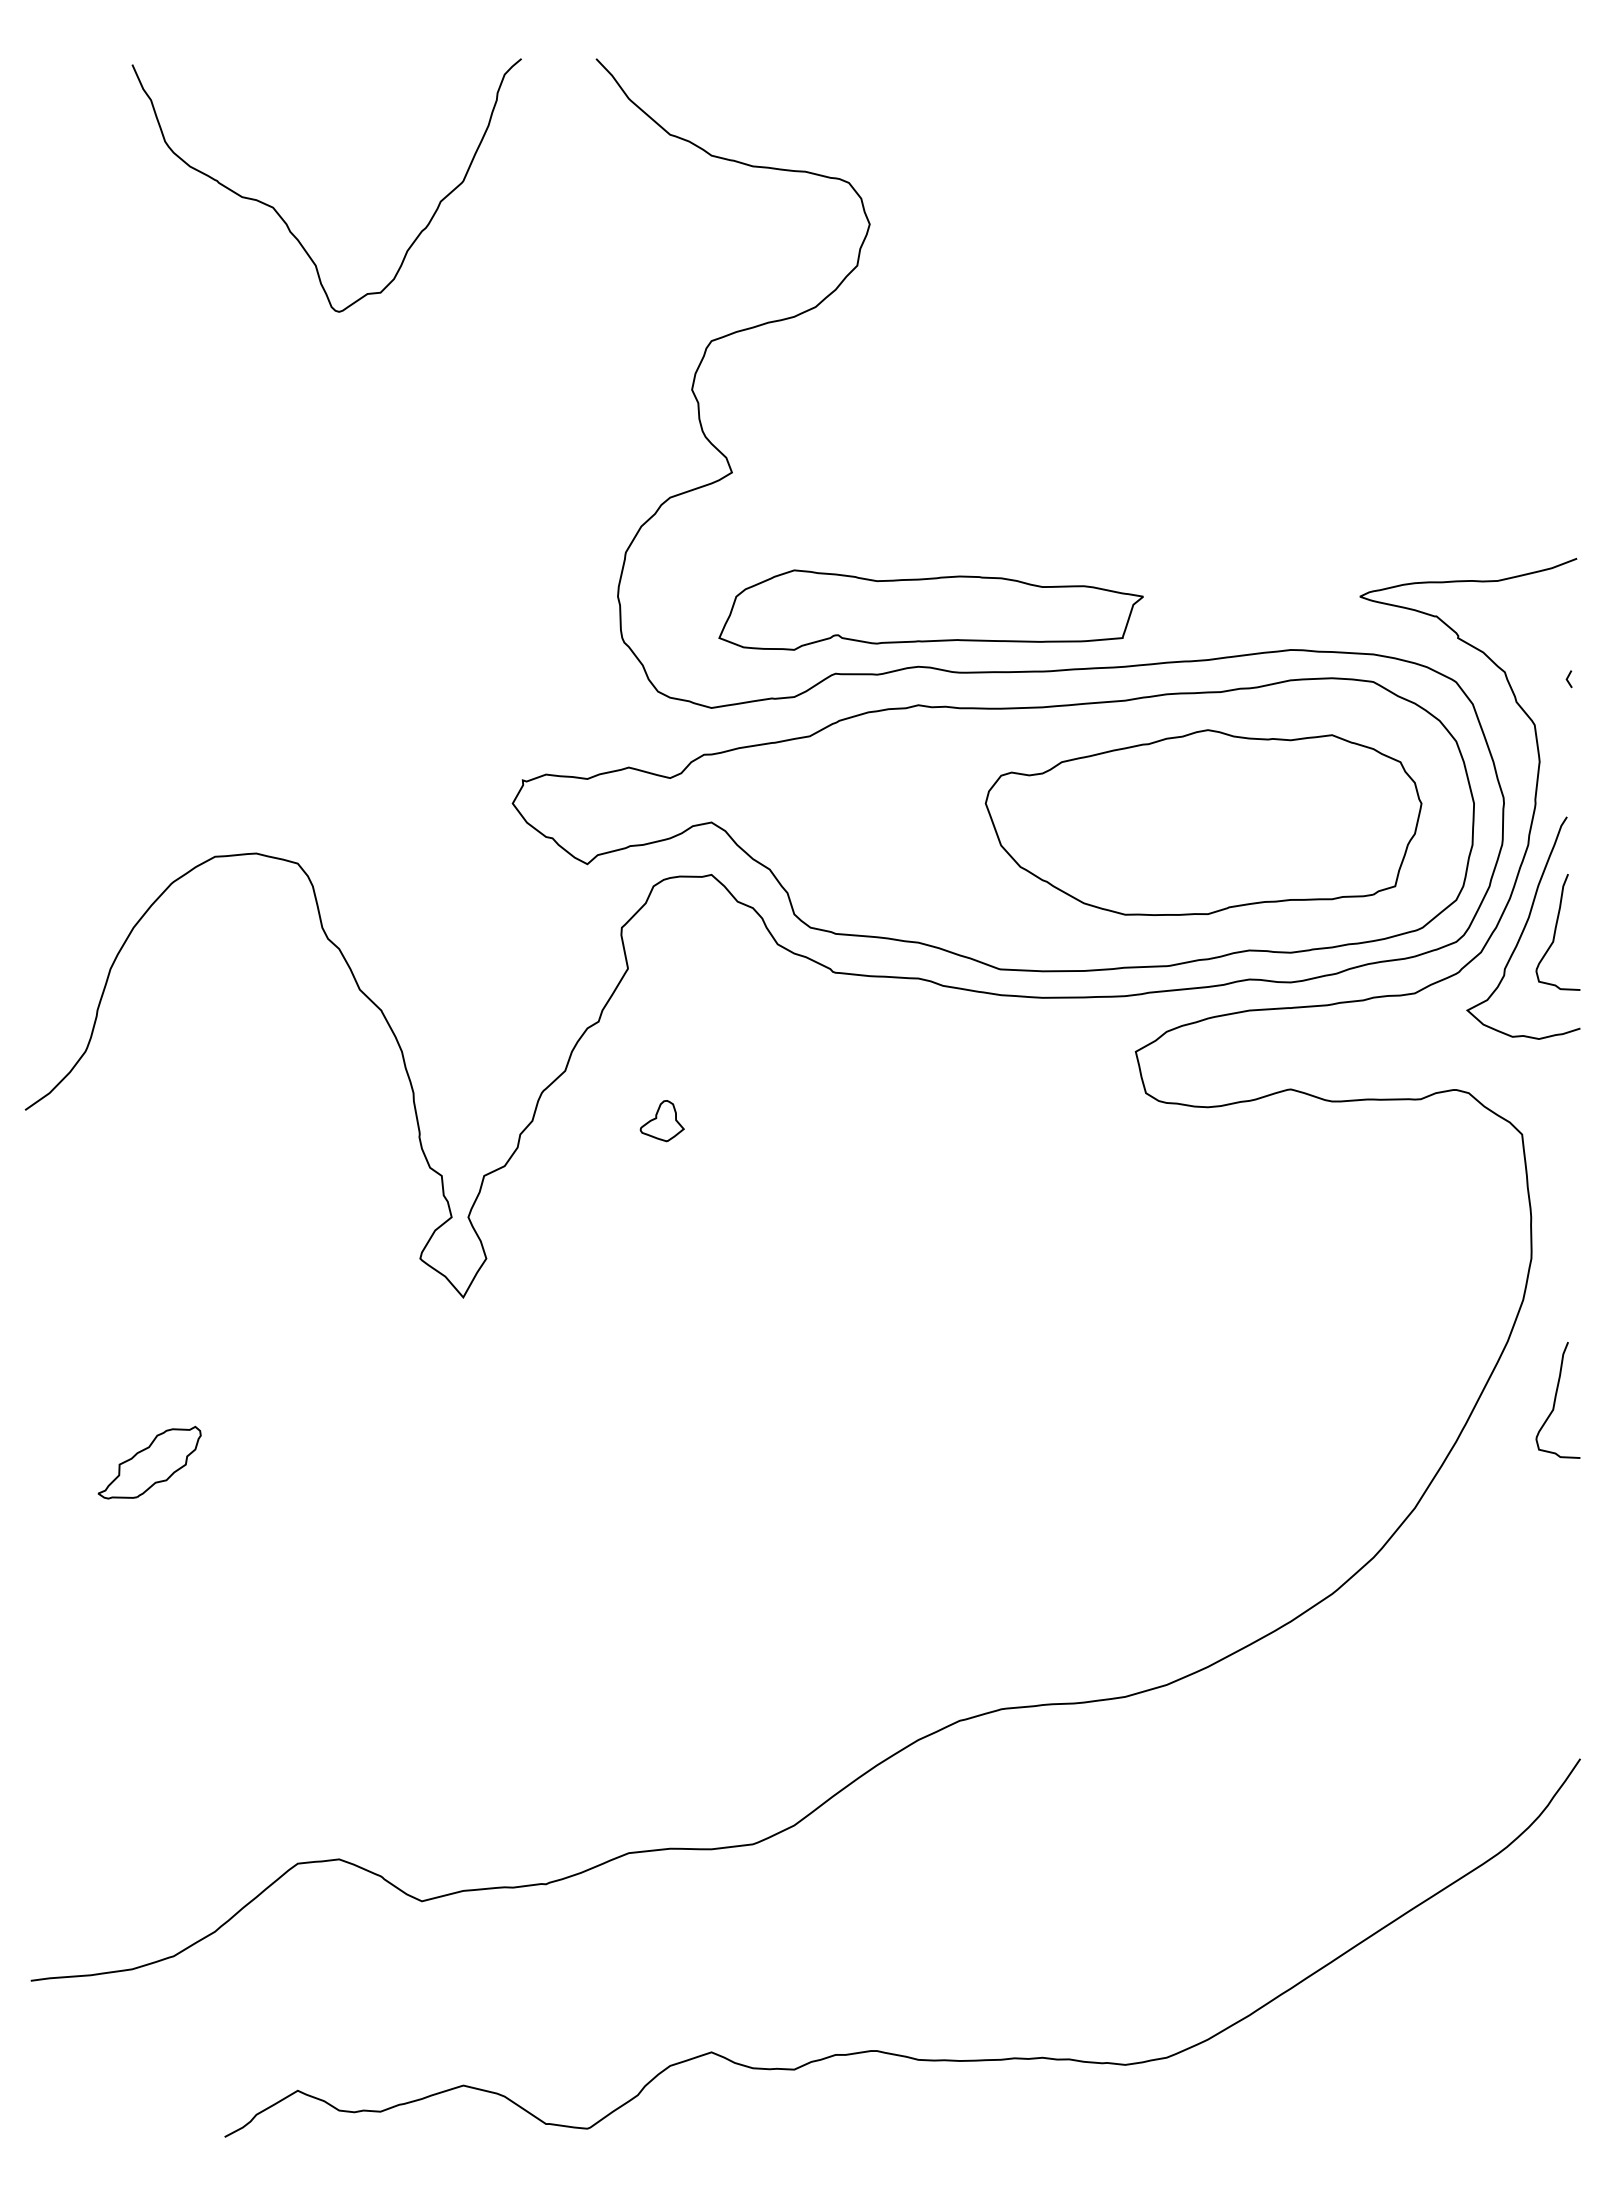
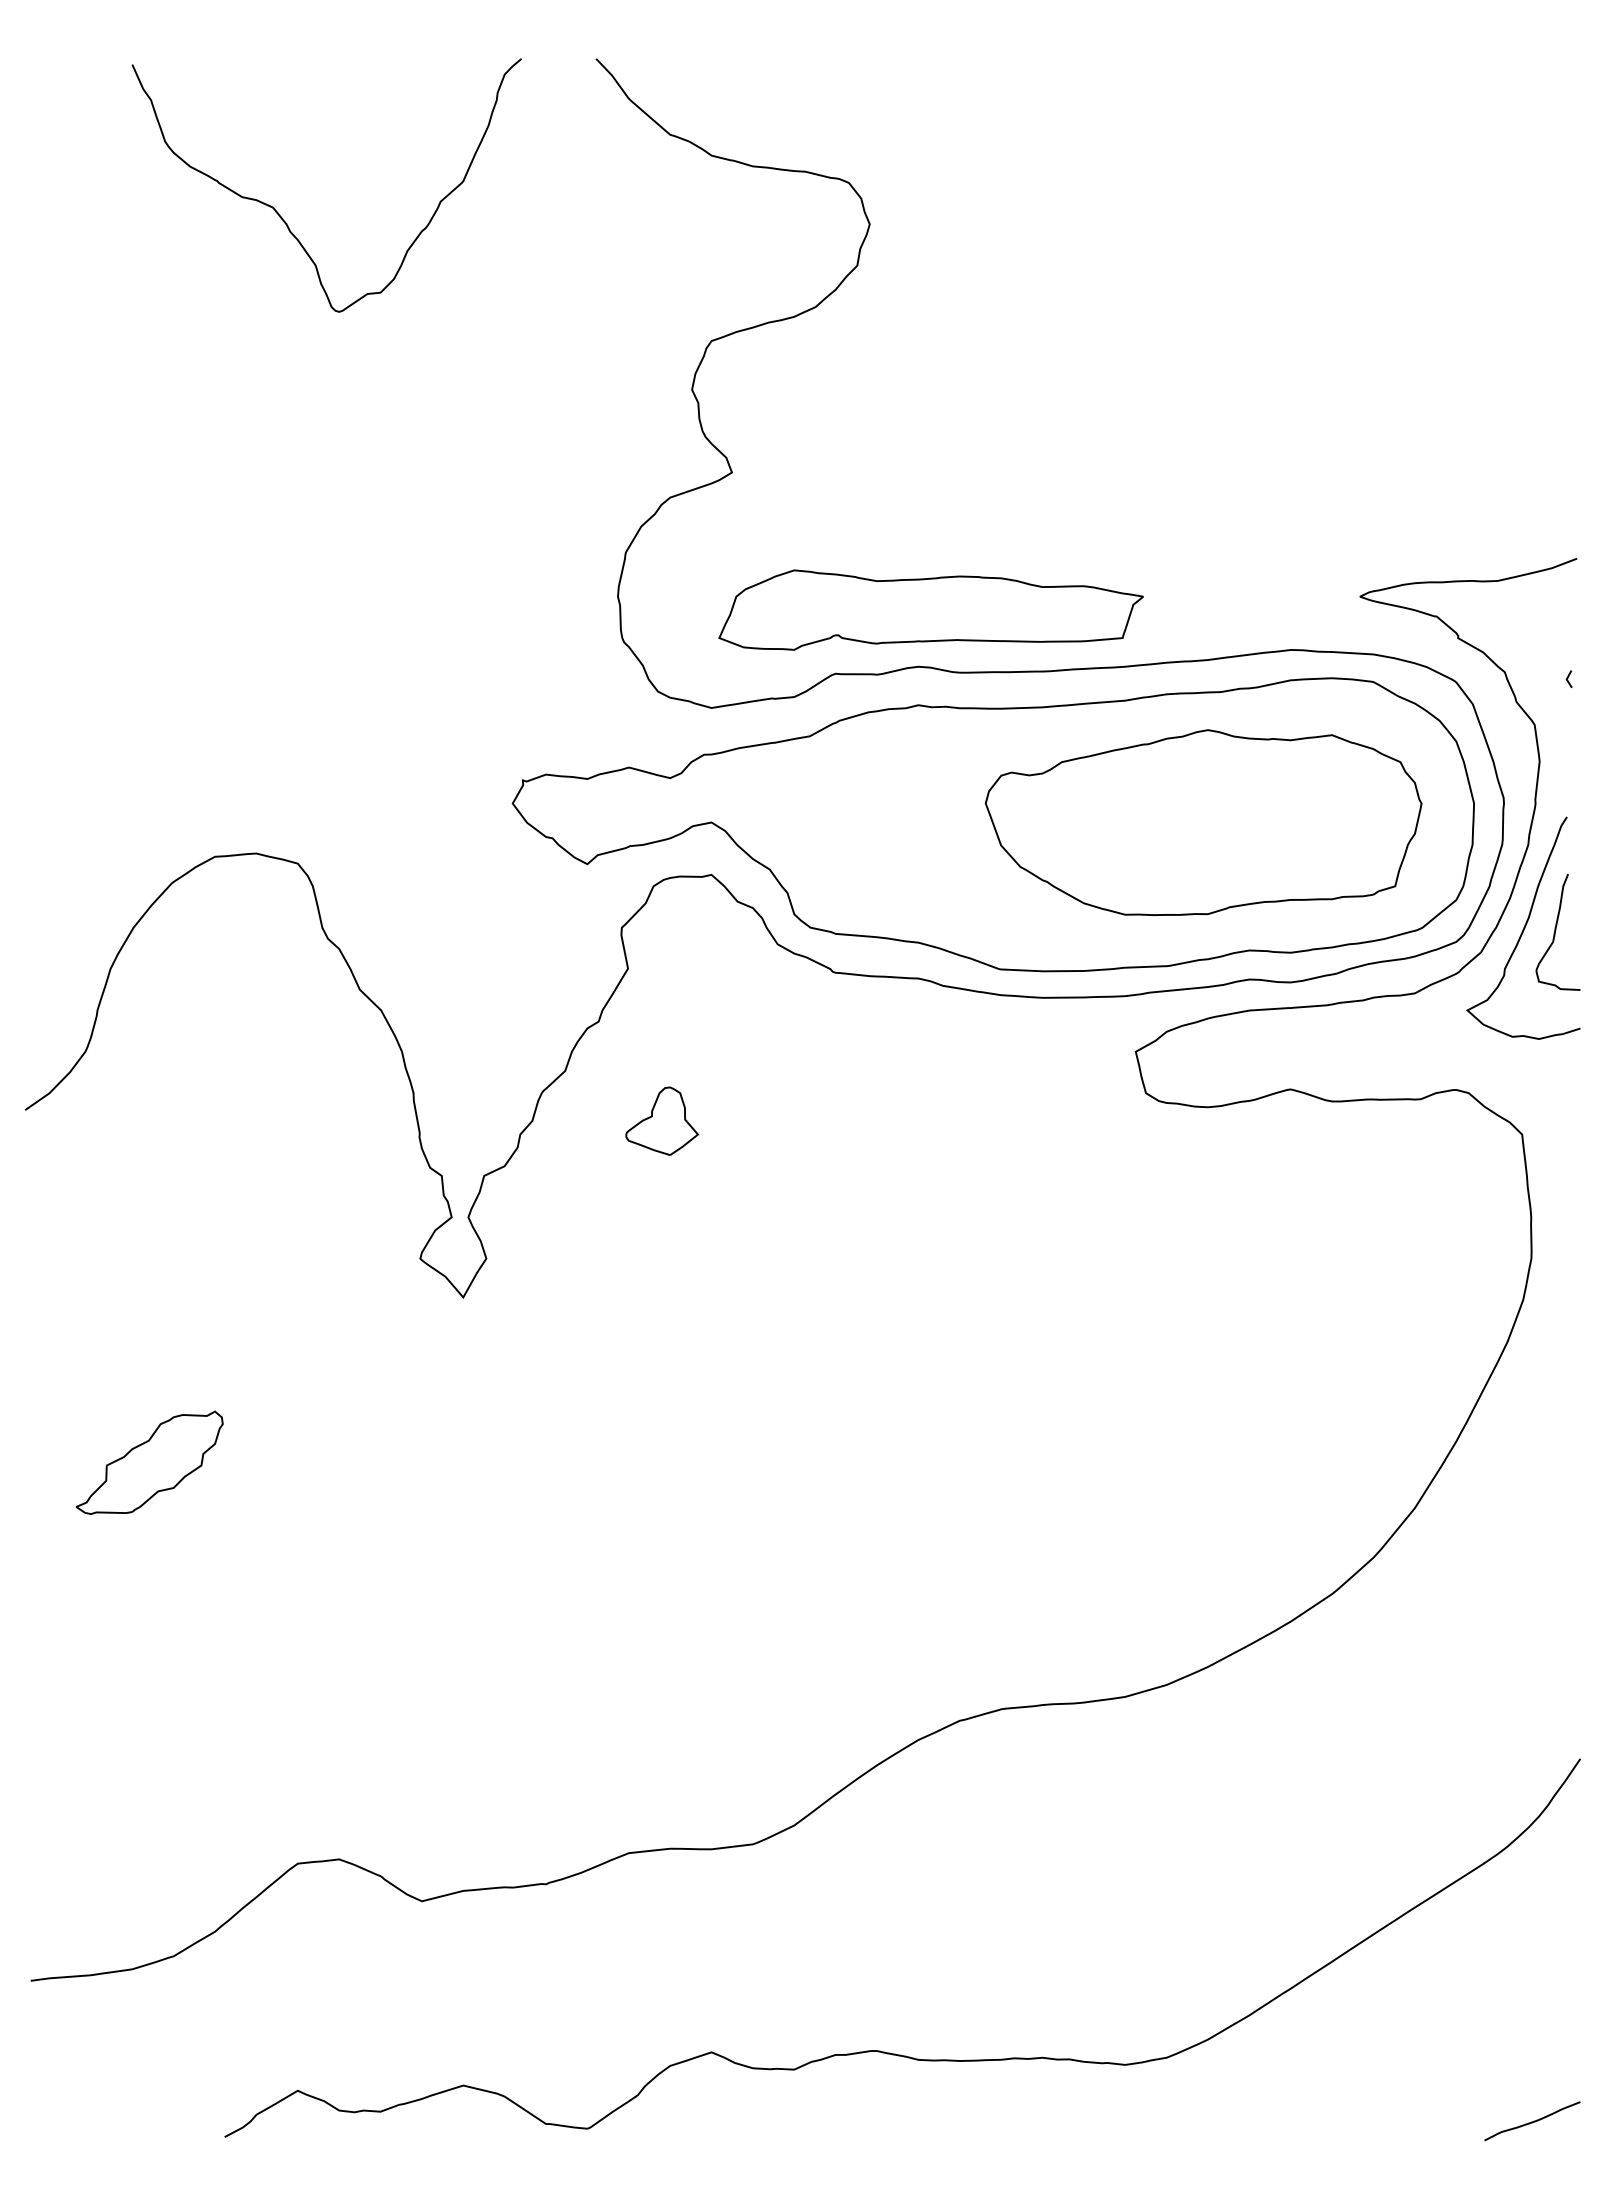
part size: 46x43 px -> 75x70 px (662, 1120)
curve: present -> none (1555, 1400)
part size: 105x75 px -> 149x105 px (149, 1462)
curve: none -> present (1532, 2121)
